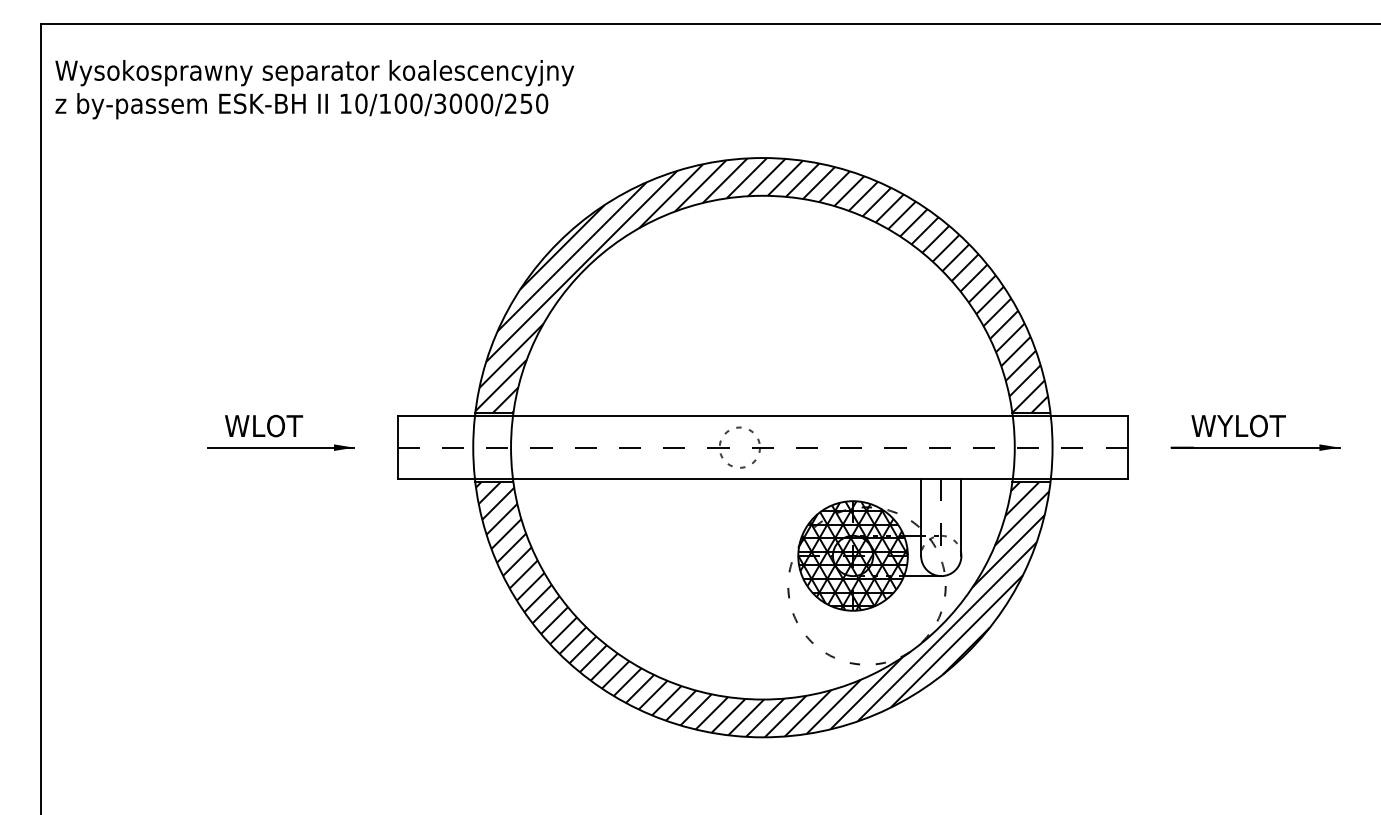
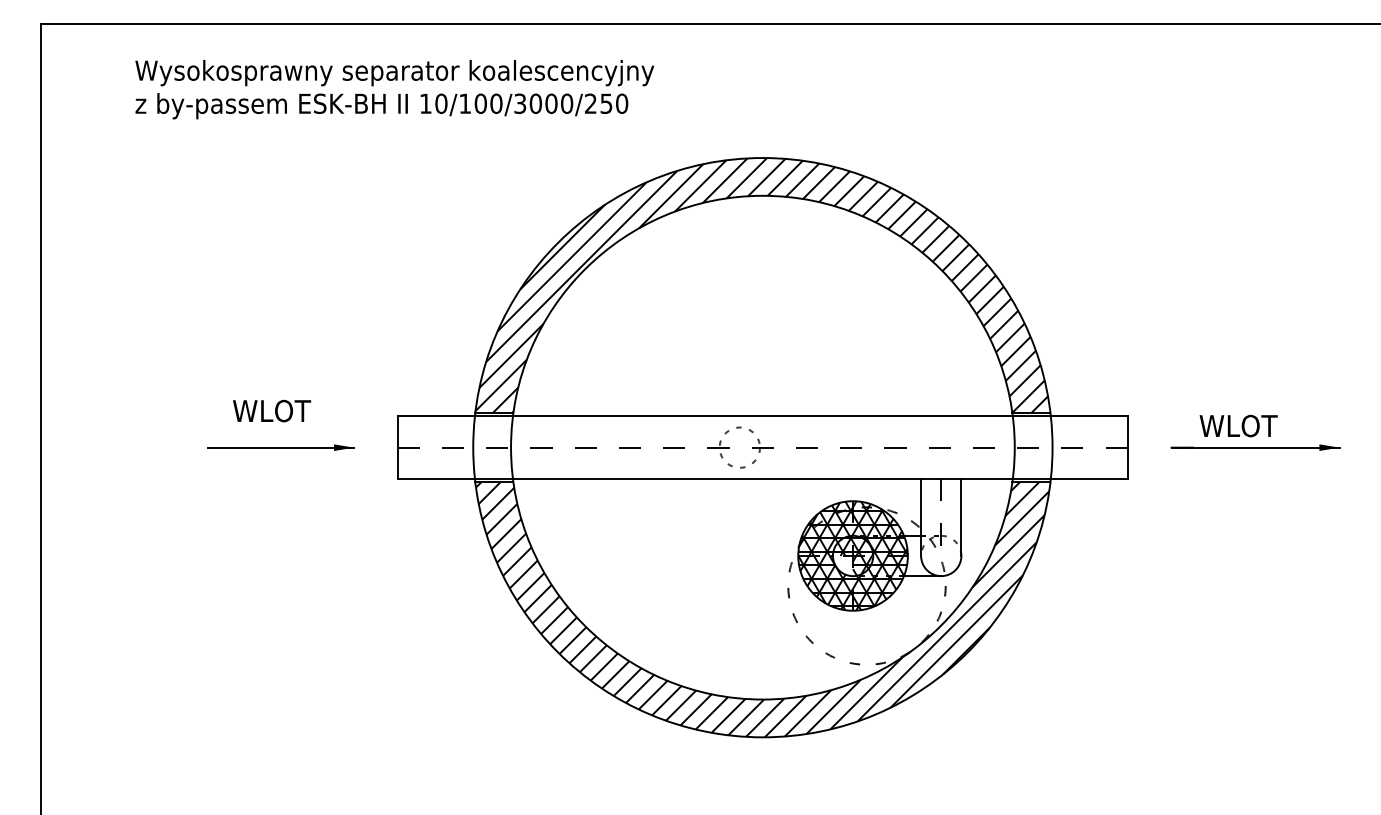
text position: (314, 89) -> (394, 89) (394, 89)
text position: (264, 425) -> (272, 410) (272, 410)
text: WYLOT -> WLOT (1238, 425)
hatch: present -> none (844, 564)
